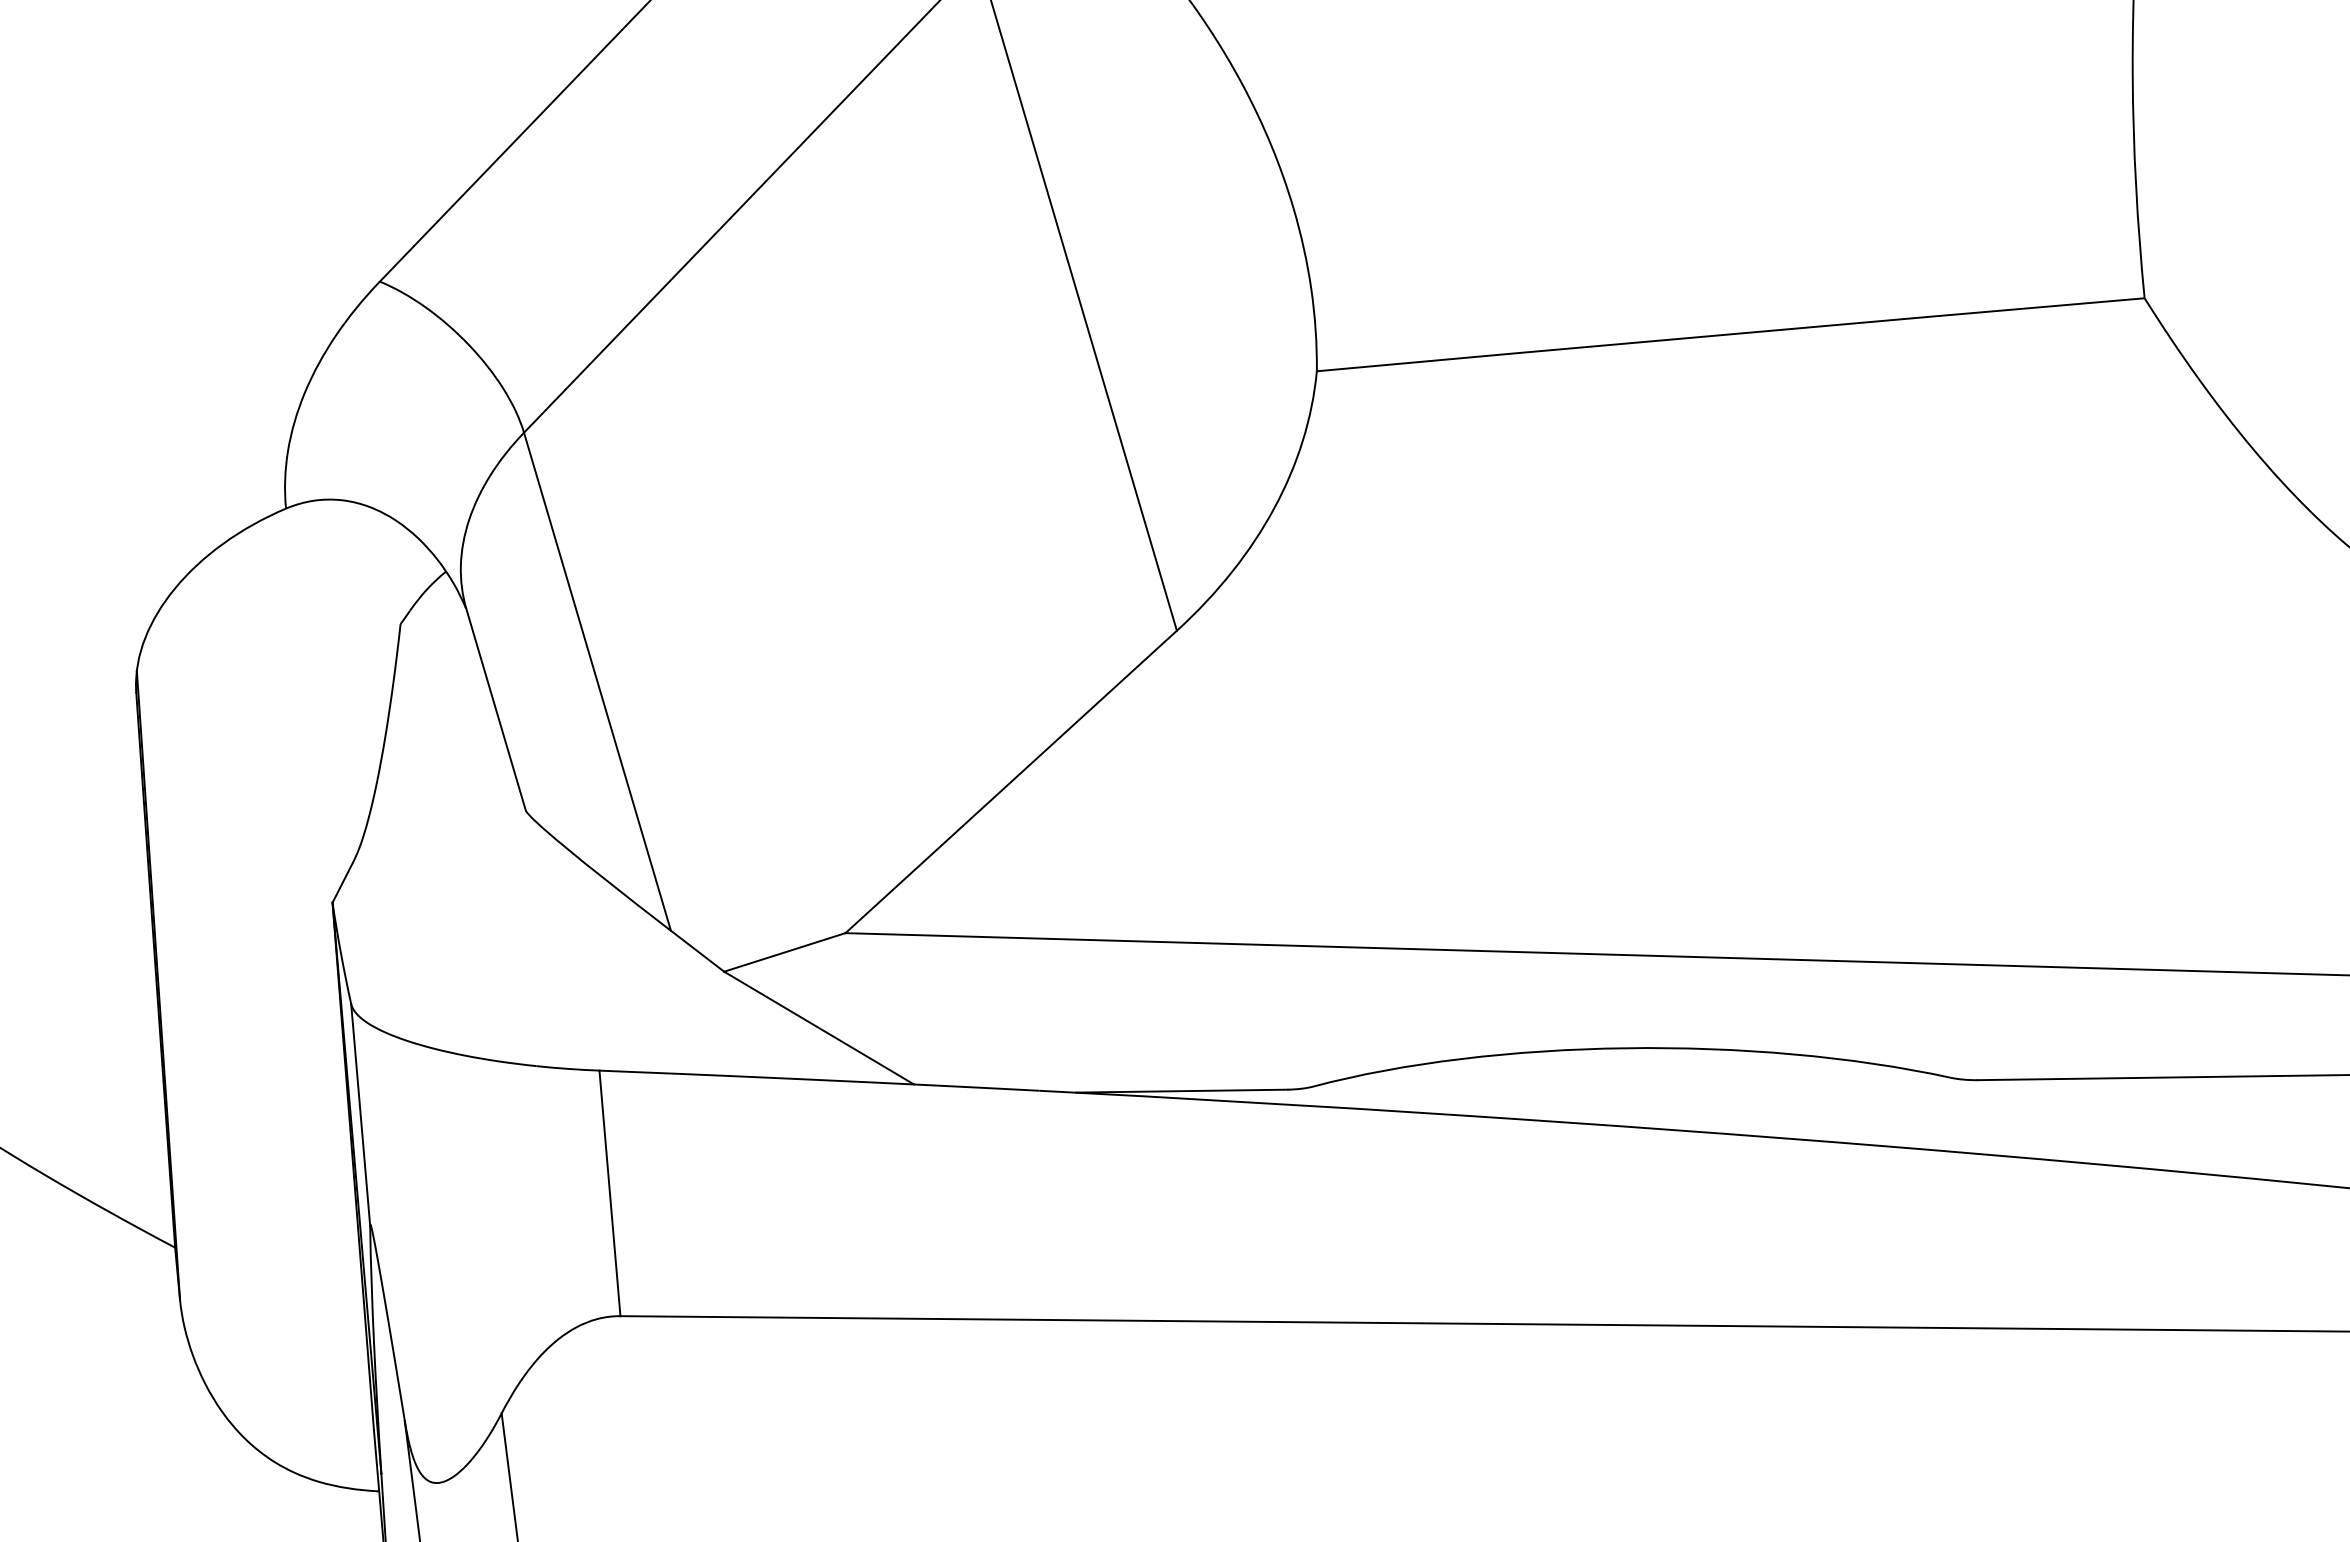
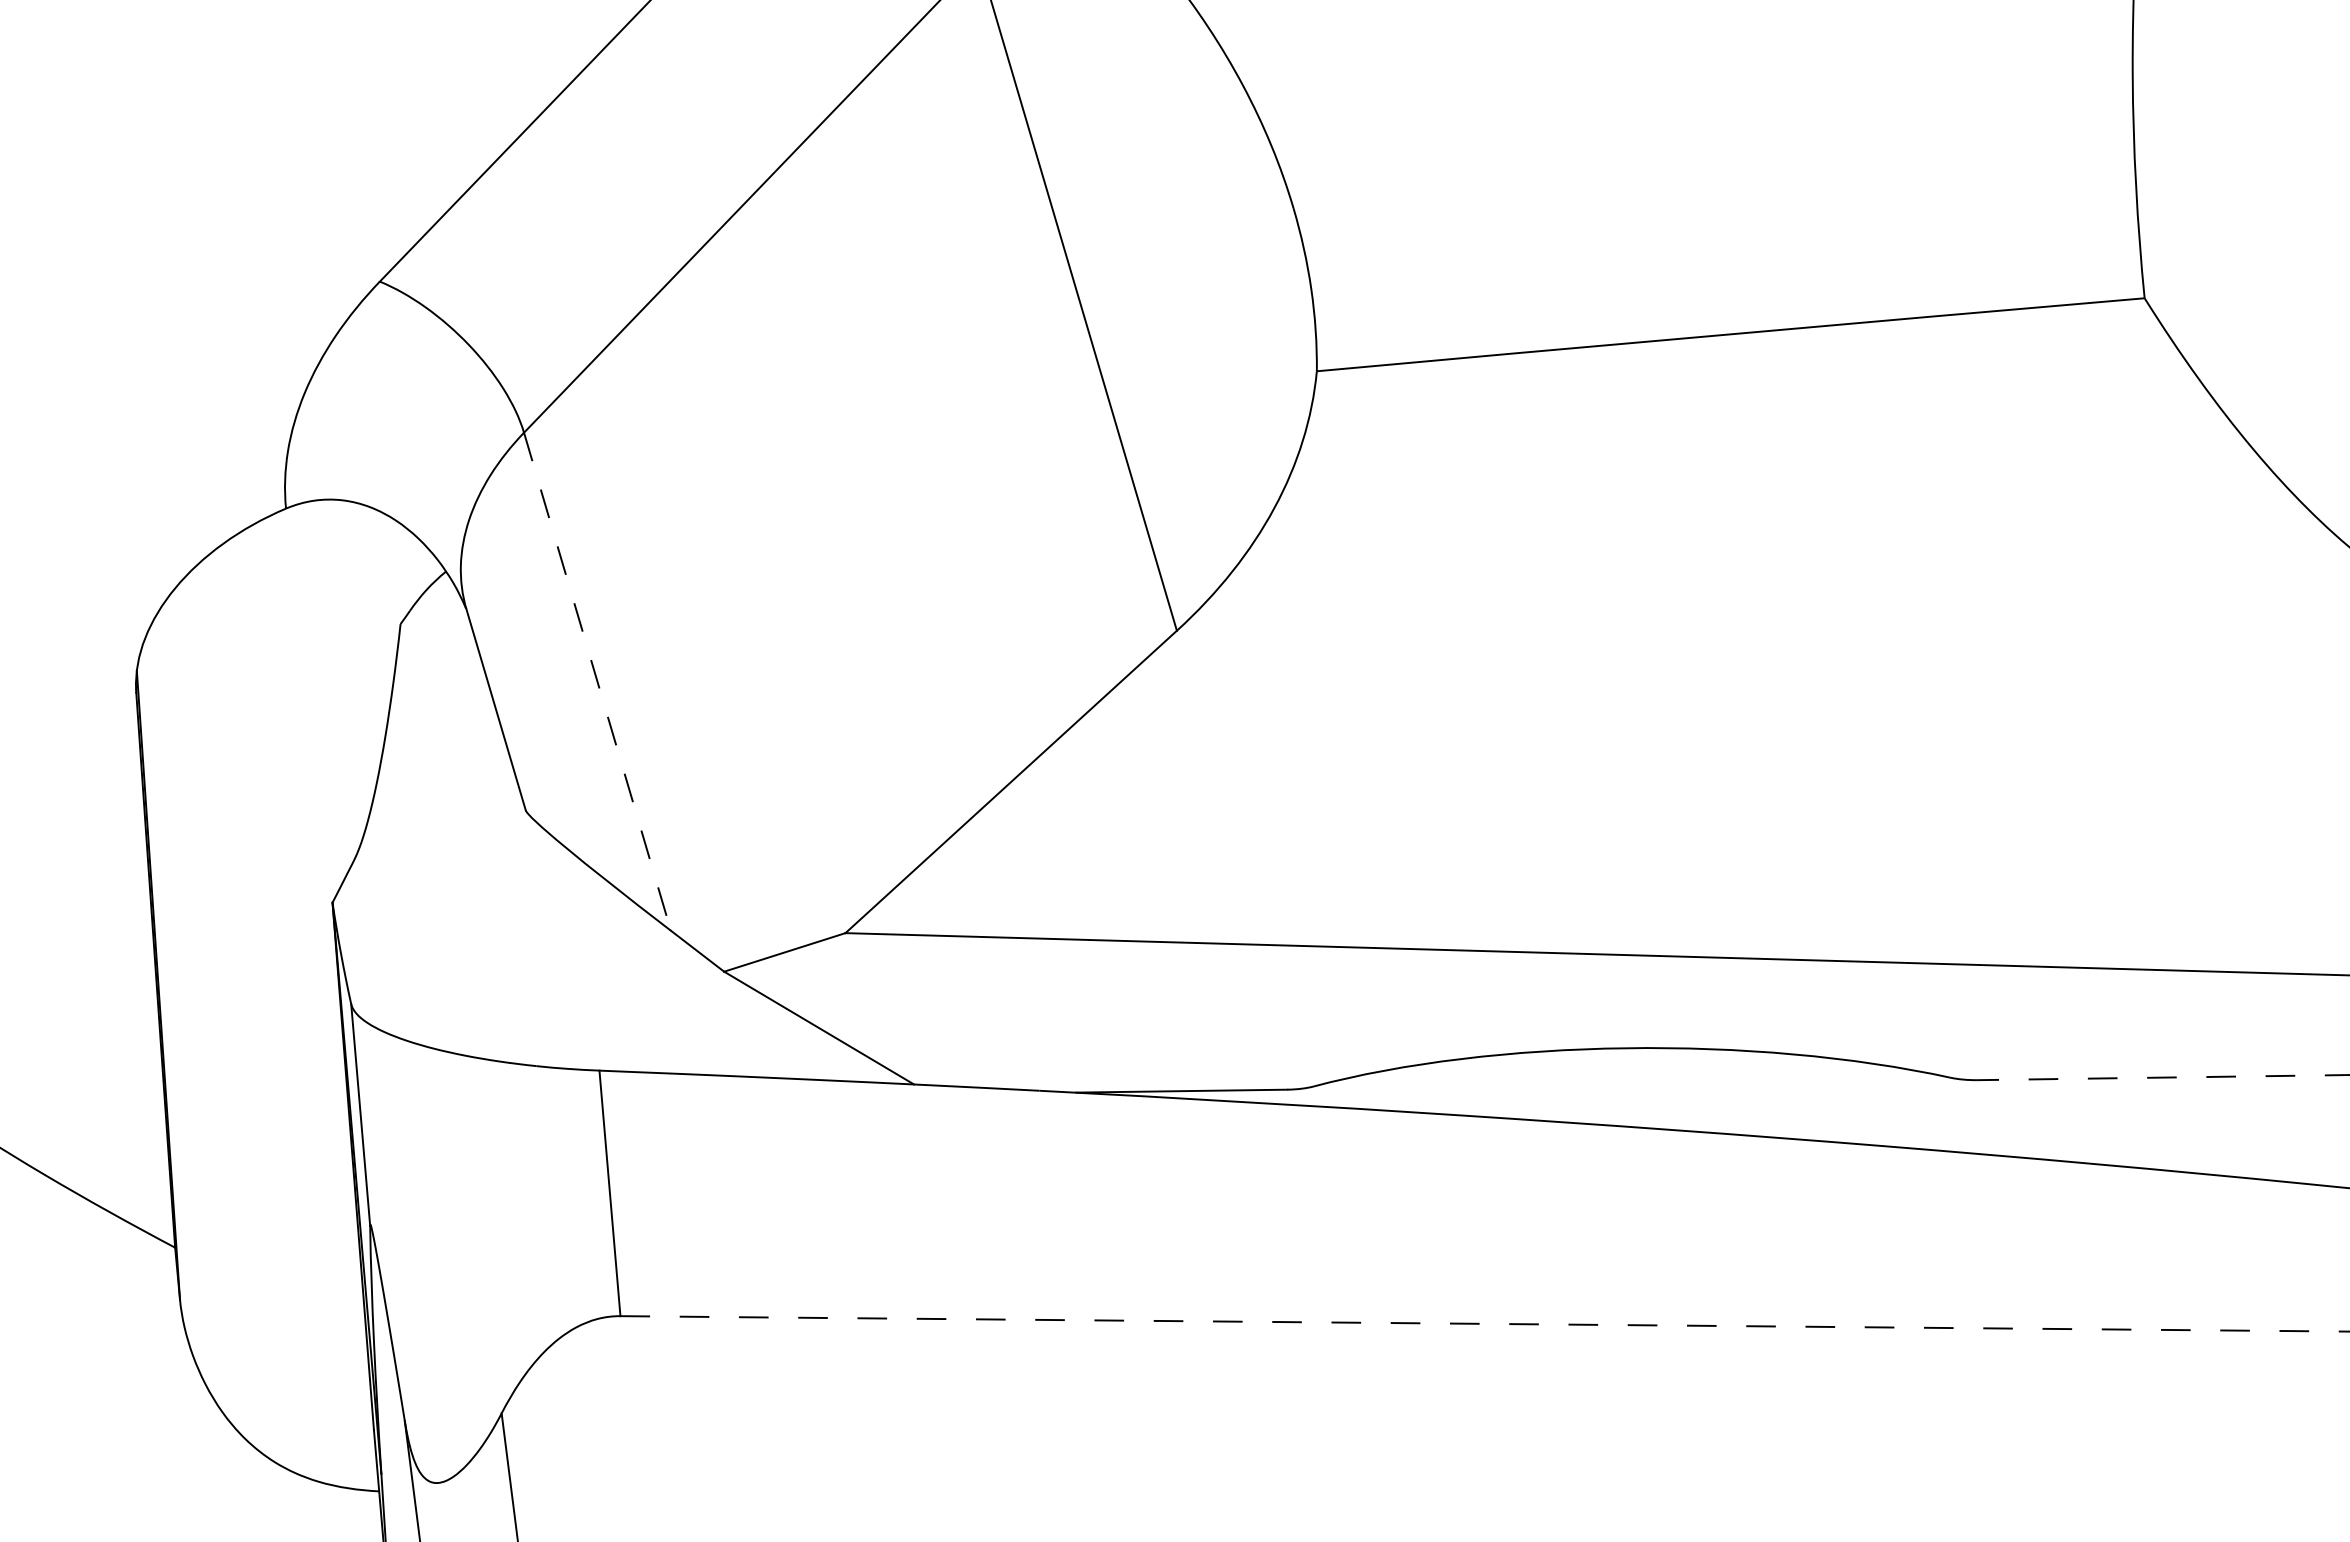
line: solid -> dashed (597, 681)
line: solid -> dashed (2163, 1077)
line: solid -> dashed (1485, 1323)
